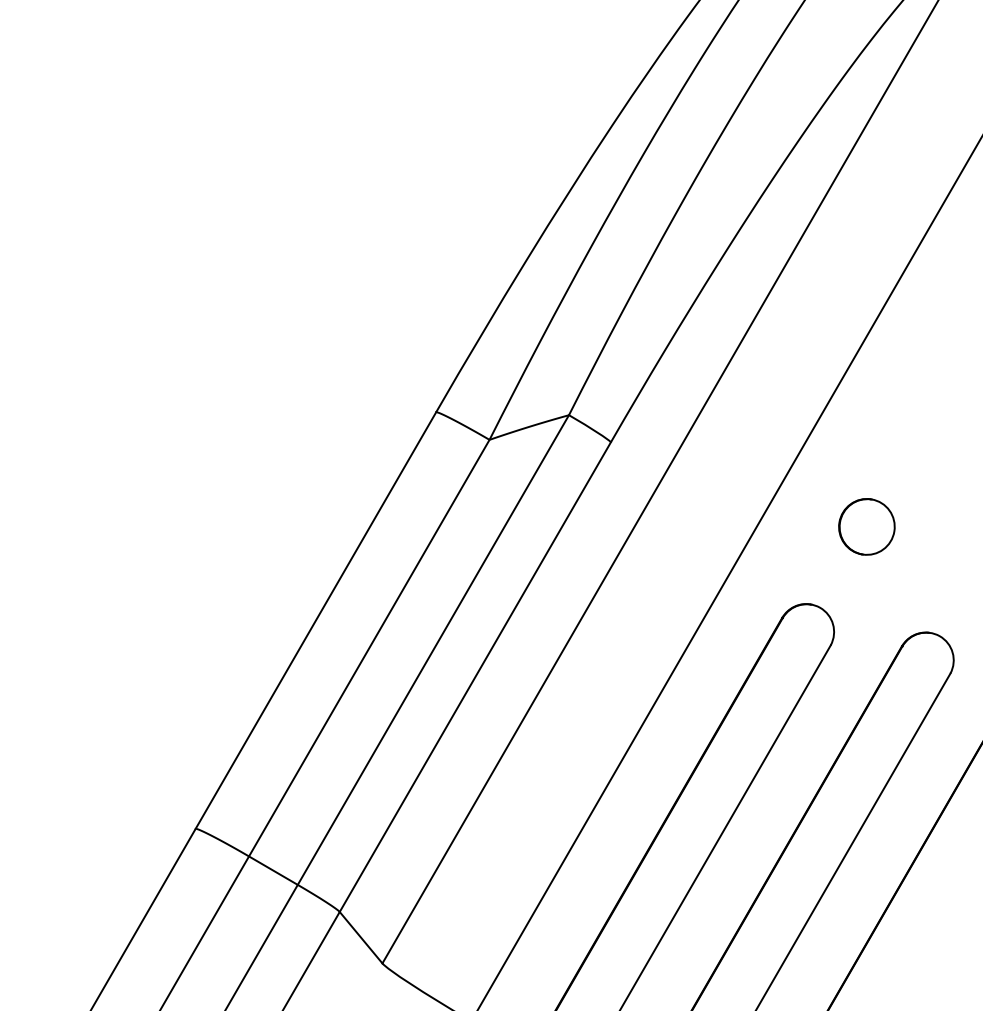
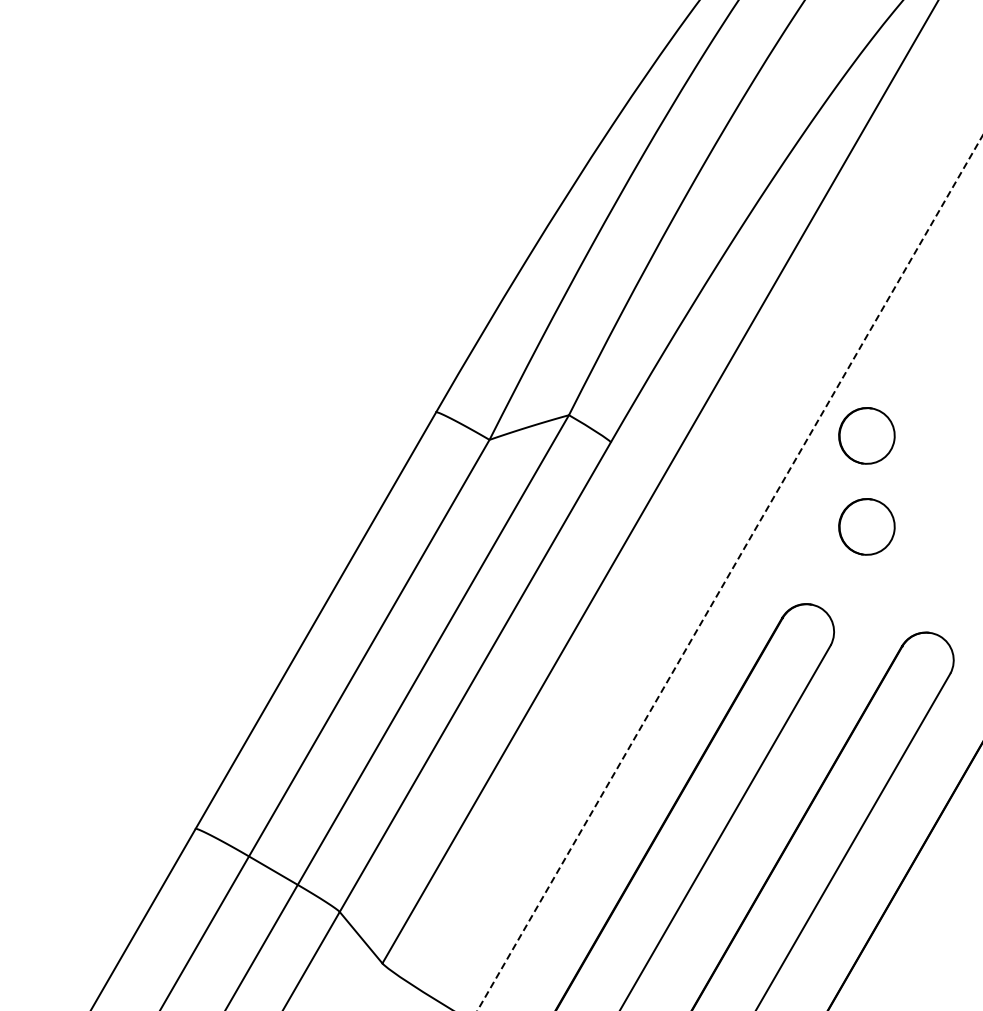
part: none -> present (866, 435)
line: solid -> dashed (729, 573)
